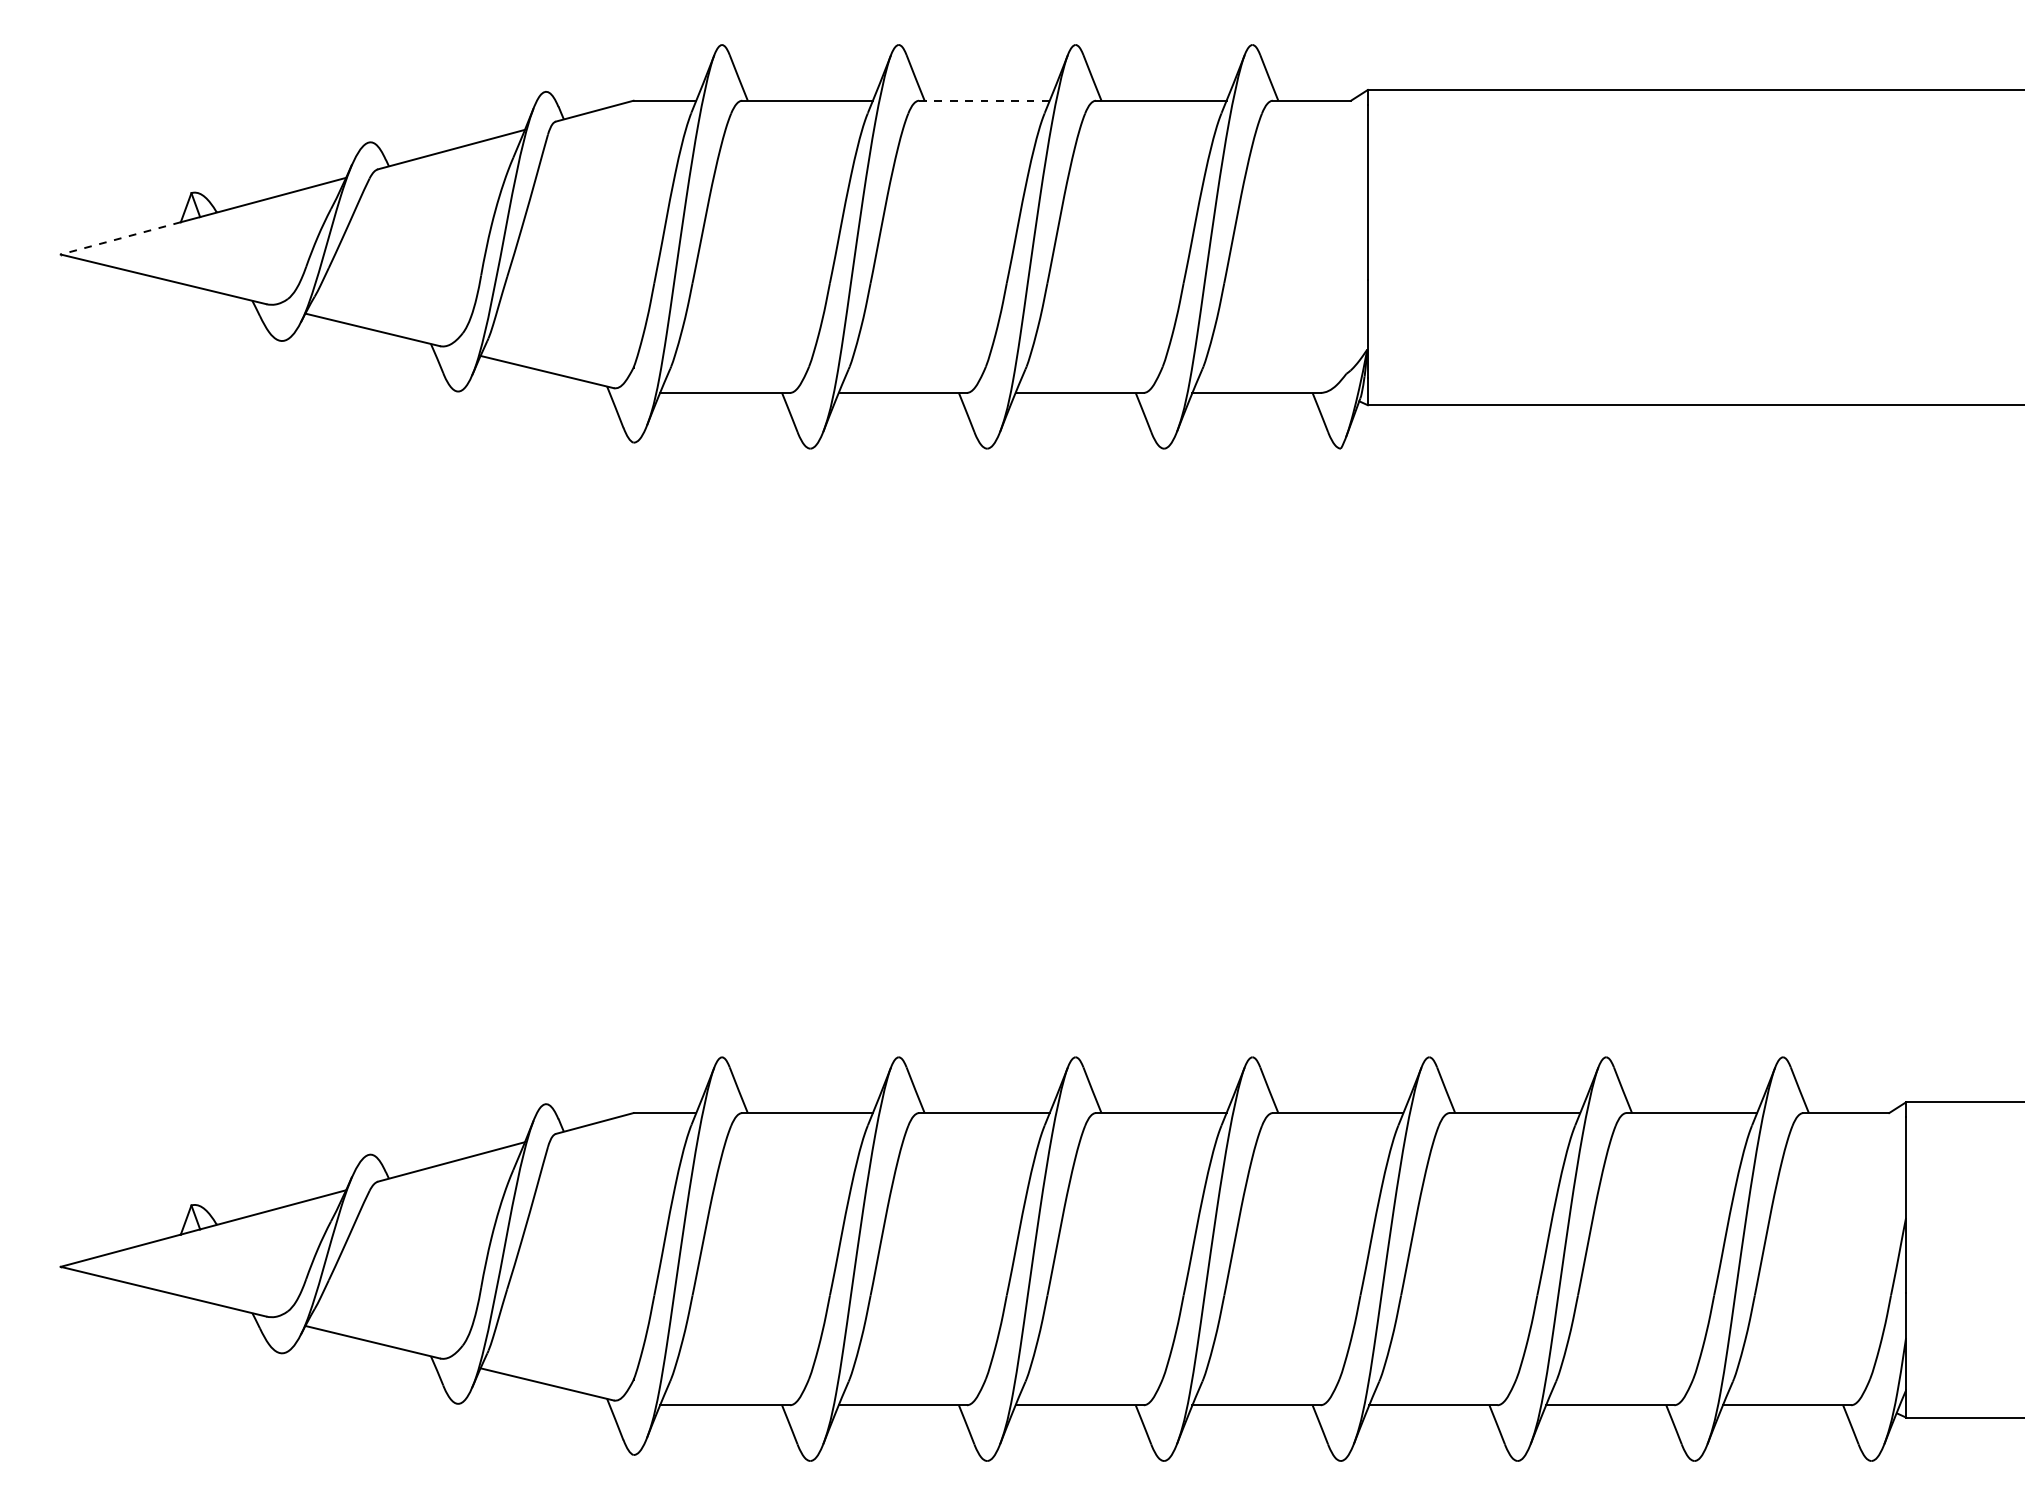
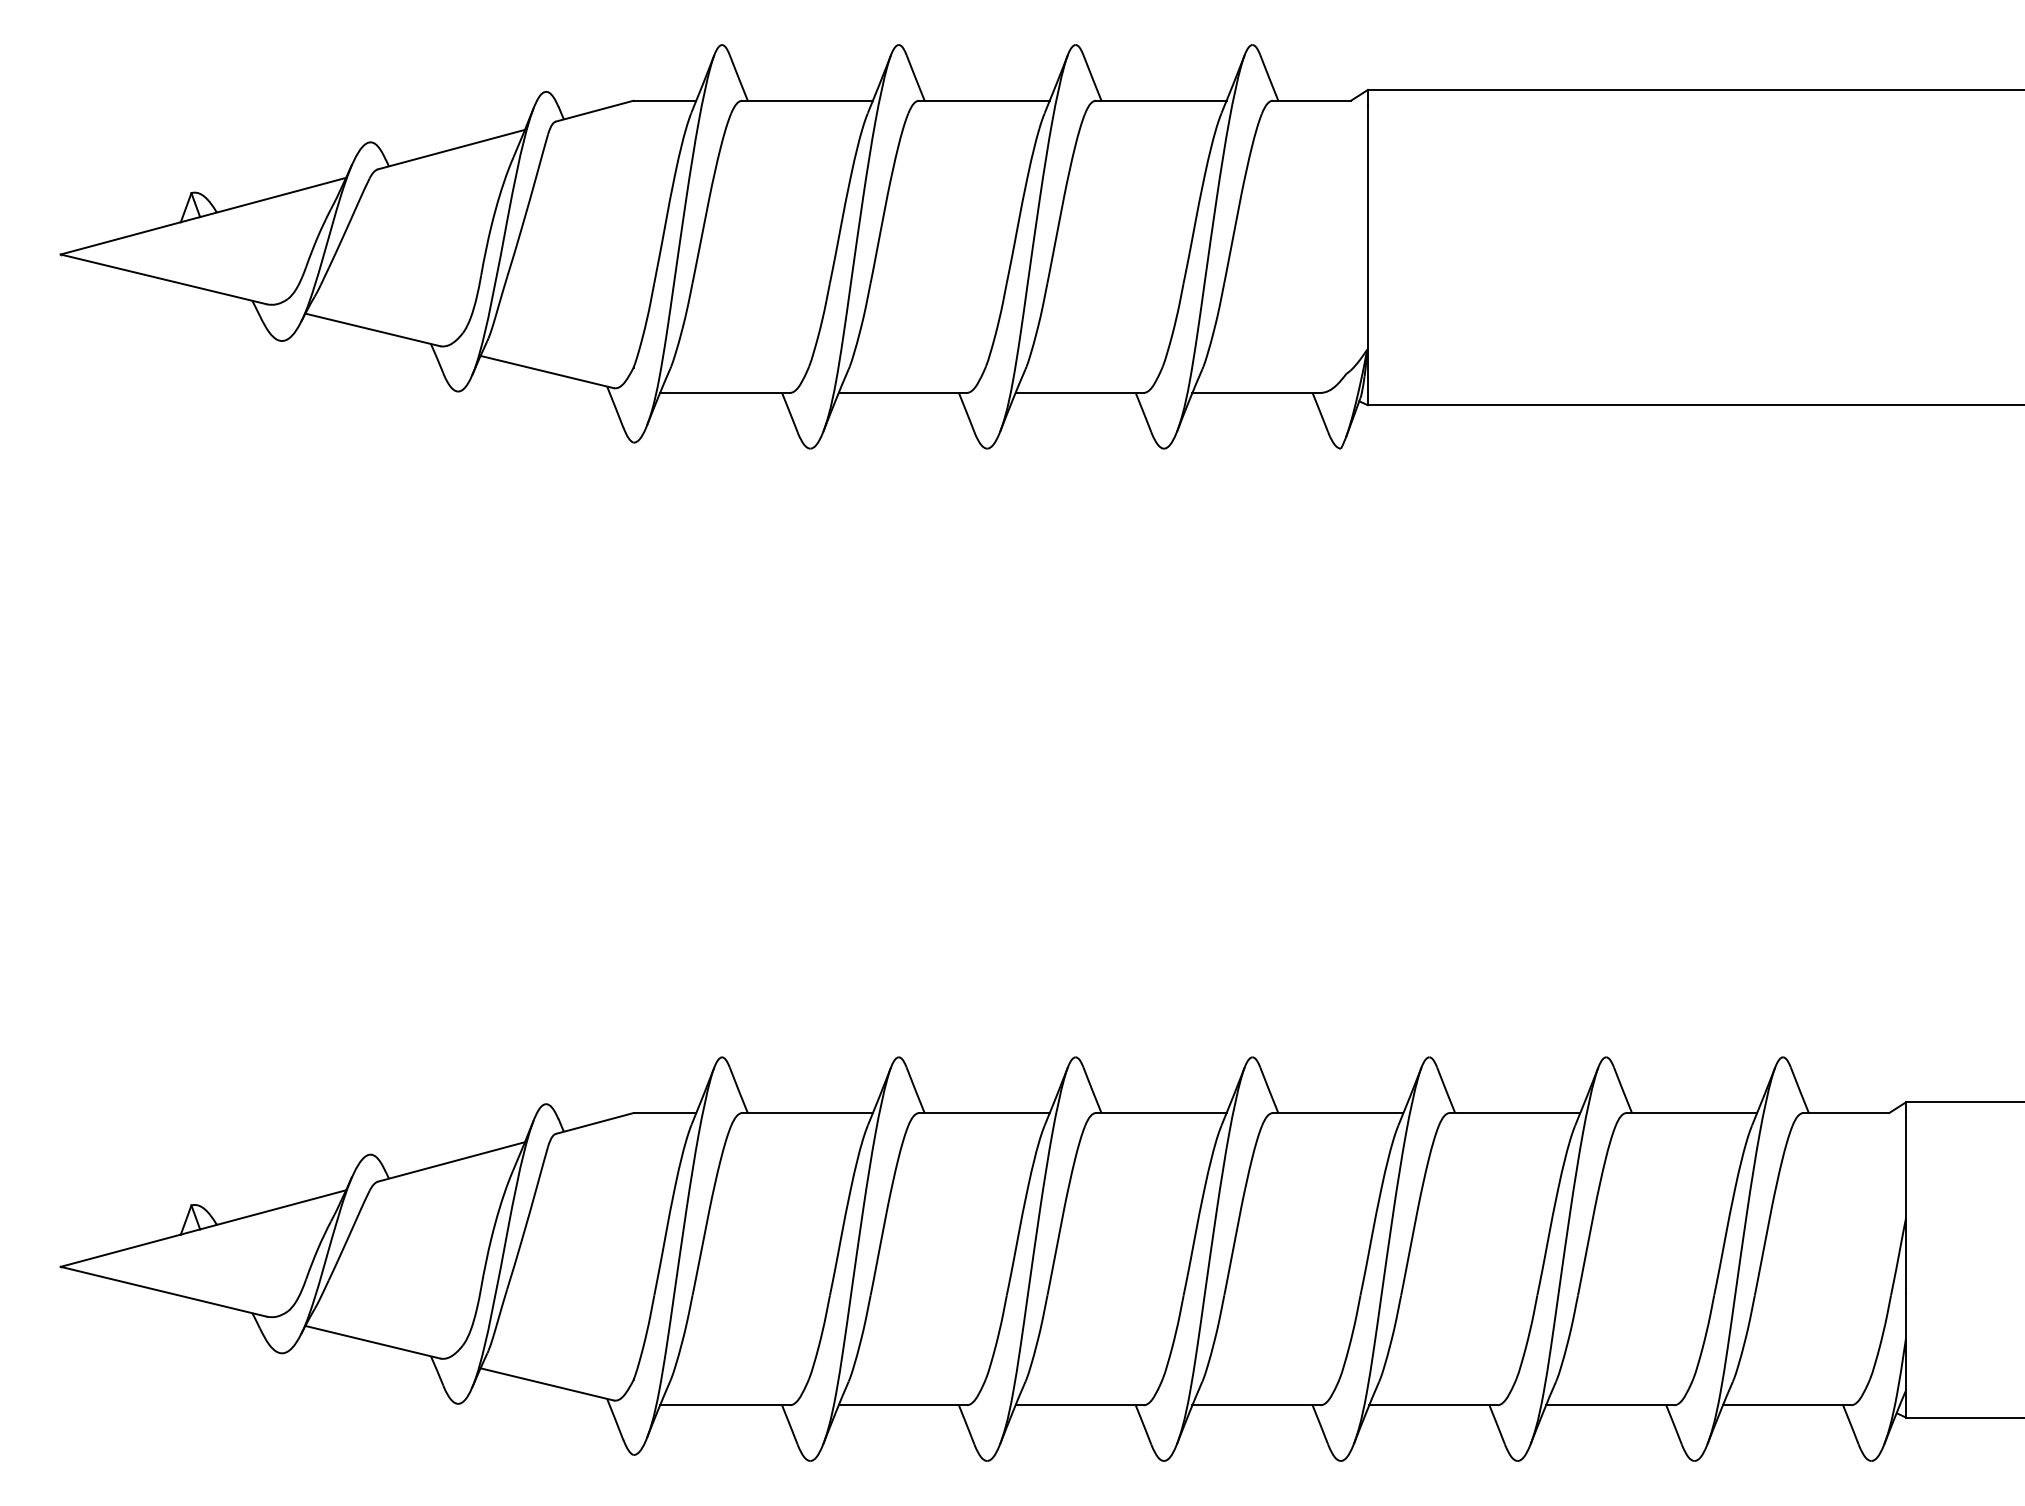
line: dashed -> solid (983, 100)
line: dashed -> solid (120, 238)
